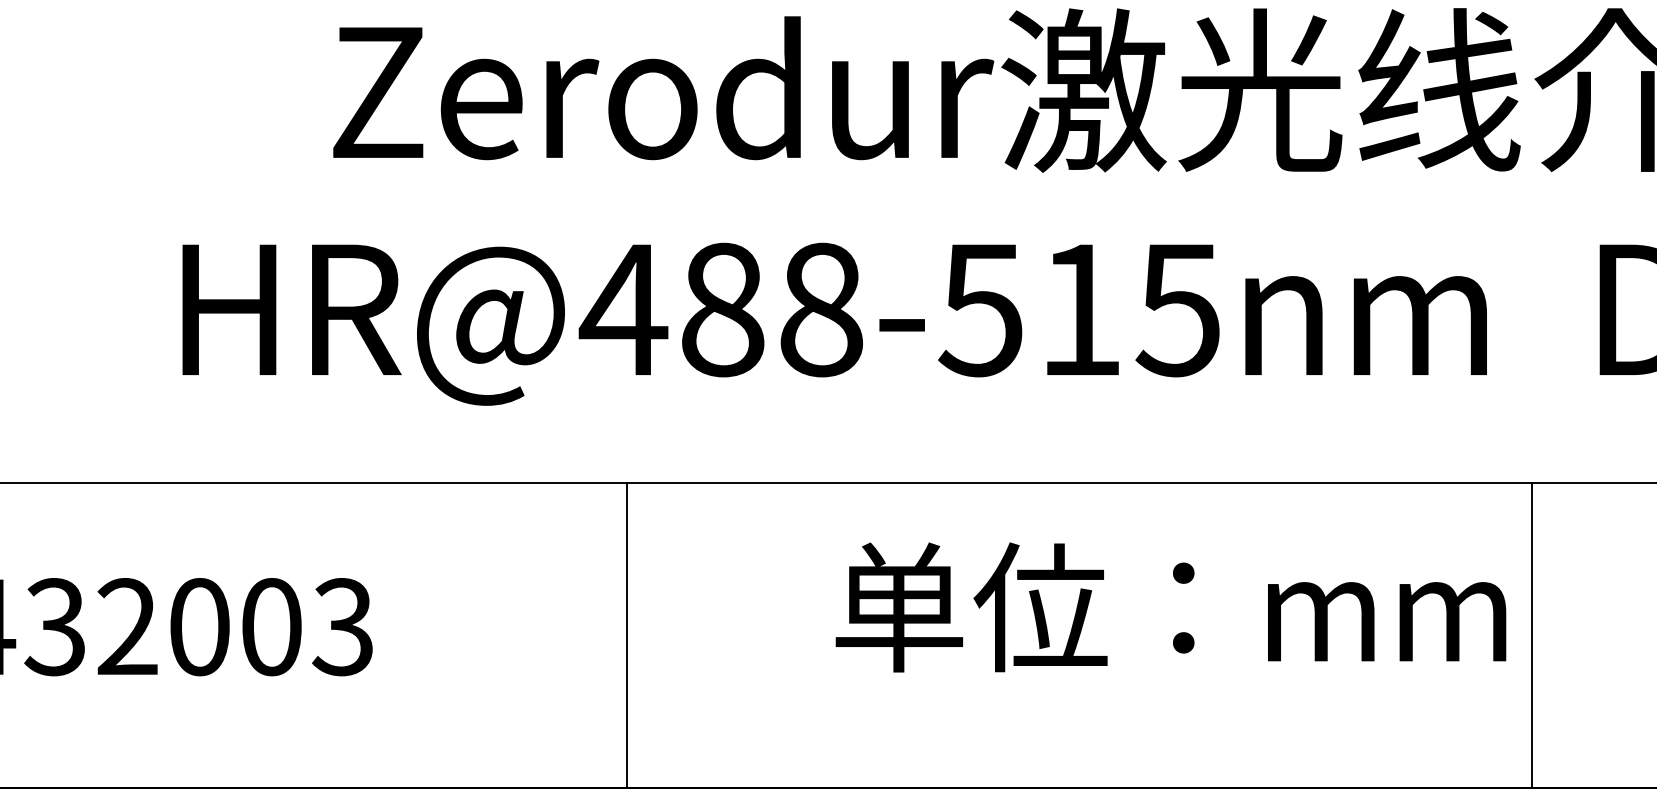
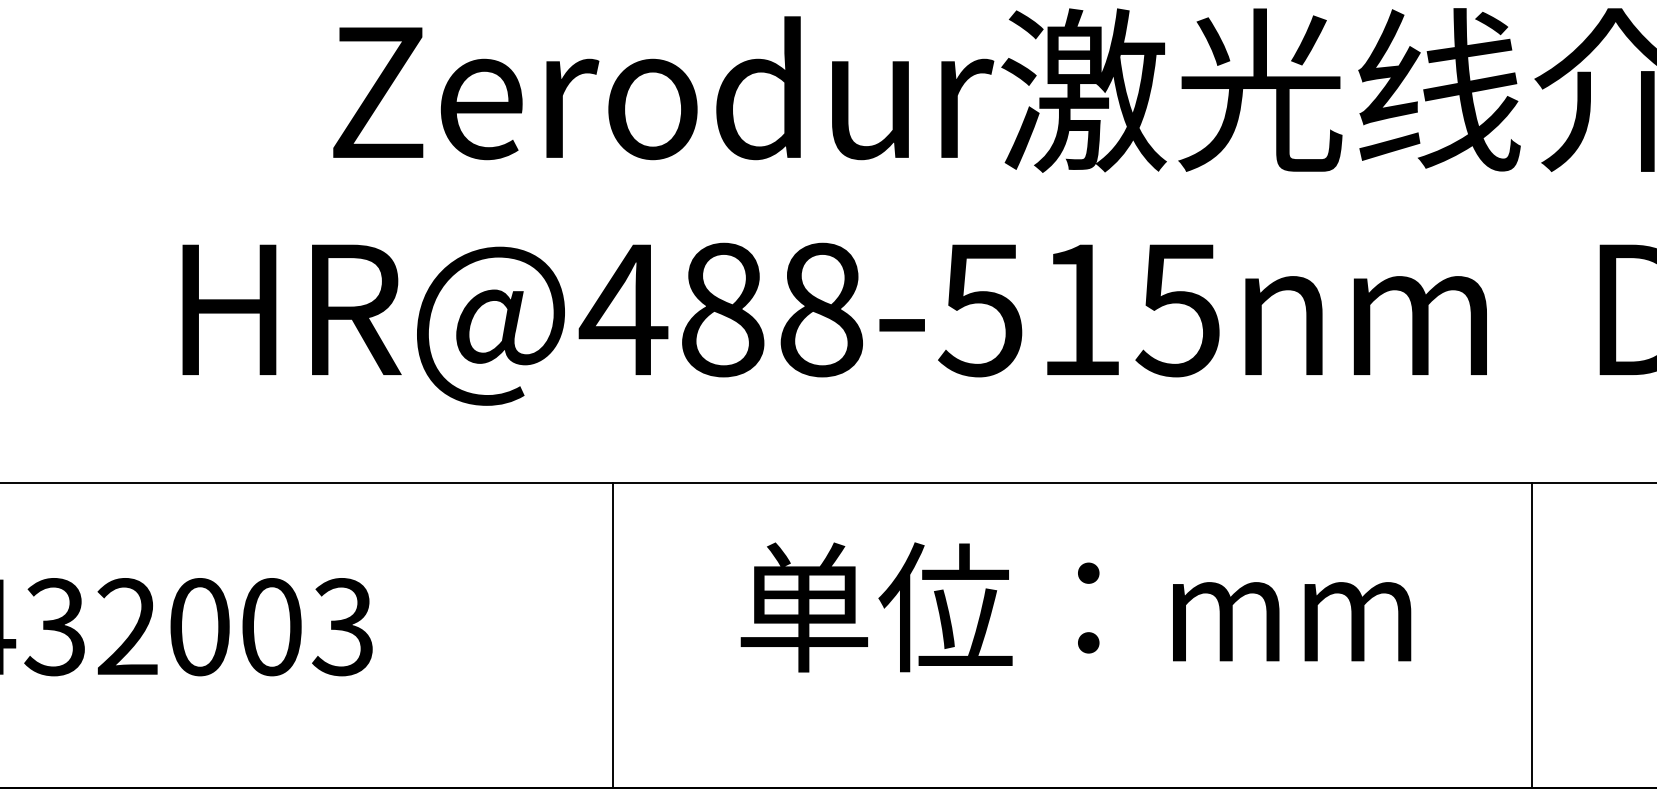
text position: (1170, 607) -> (1075, 607) (1075, 607)
line position: (627, 635) -> (613, 635) (613, 635)
